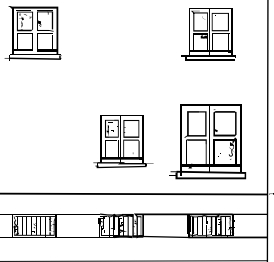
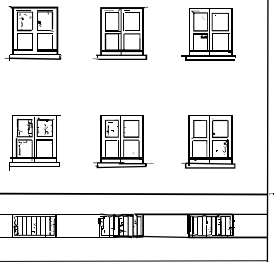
part: none -> present (119, 32)
part size: 78x76 px -> 55x54 px (208, 141)
part: none -> present (34, 142)
